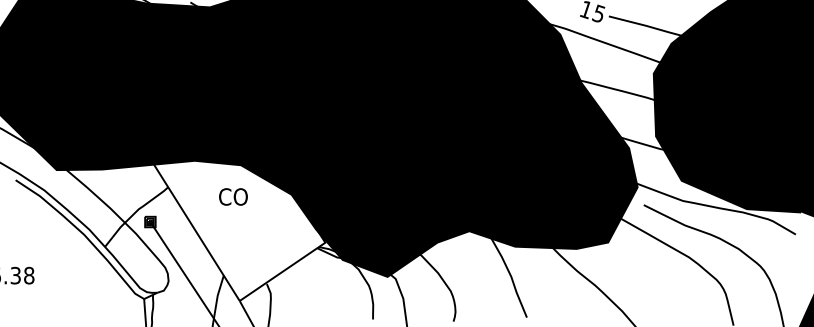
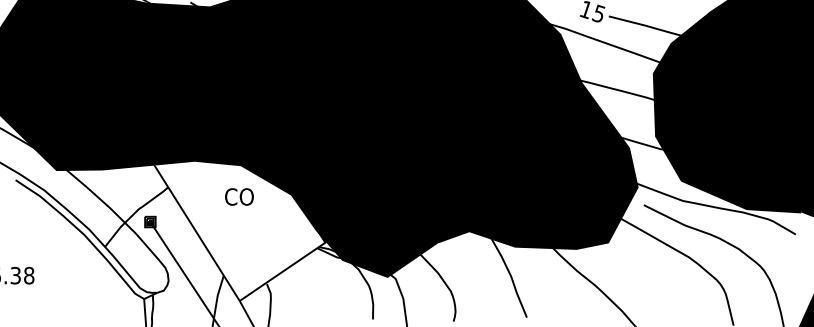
text position: (233, 196) -> (239, 196) (239, 196)
